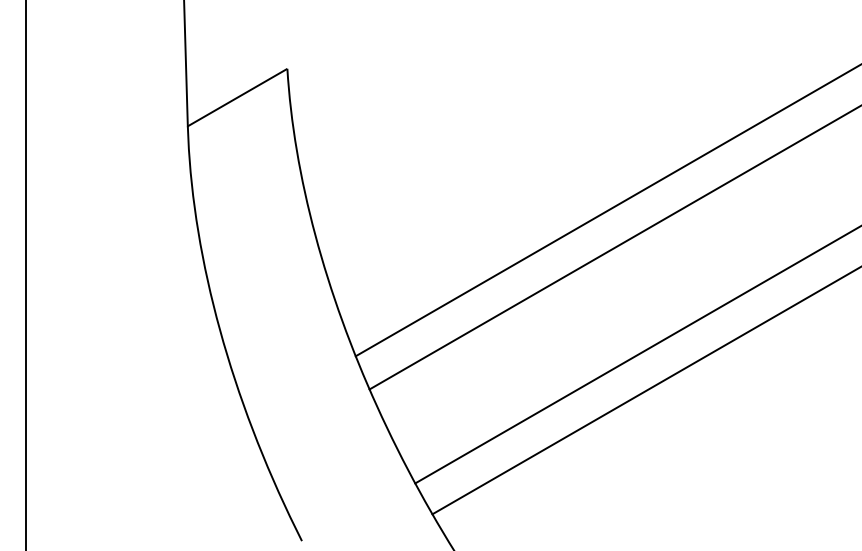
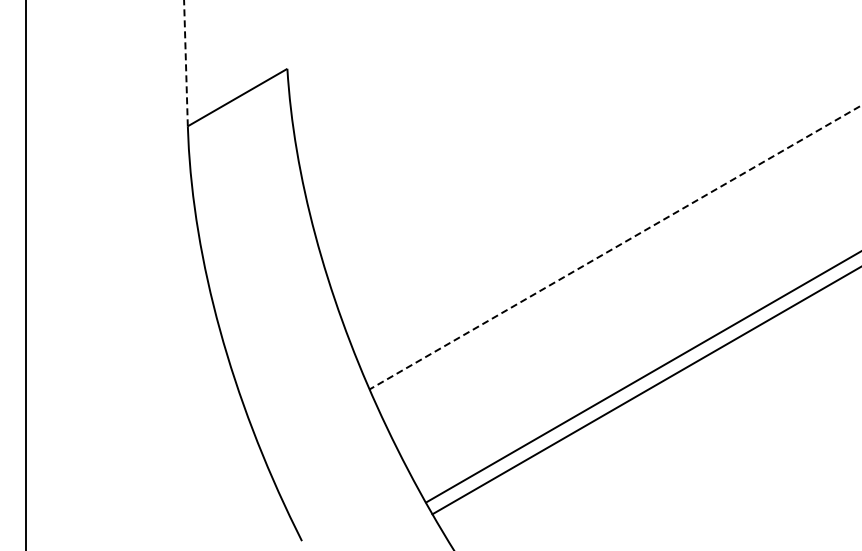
line: solid -> dashed (185, 63)
line: present -> none (606, 210)
line: solid -> dashed (615, 247)
line position: (636, 355) -> (642, 377) (642, 377)
